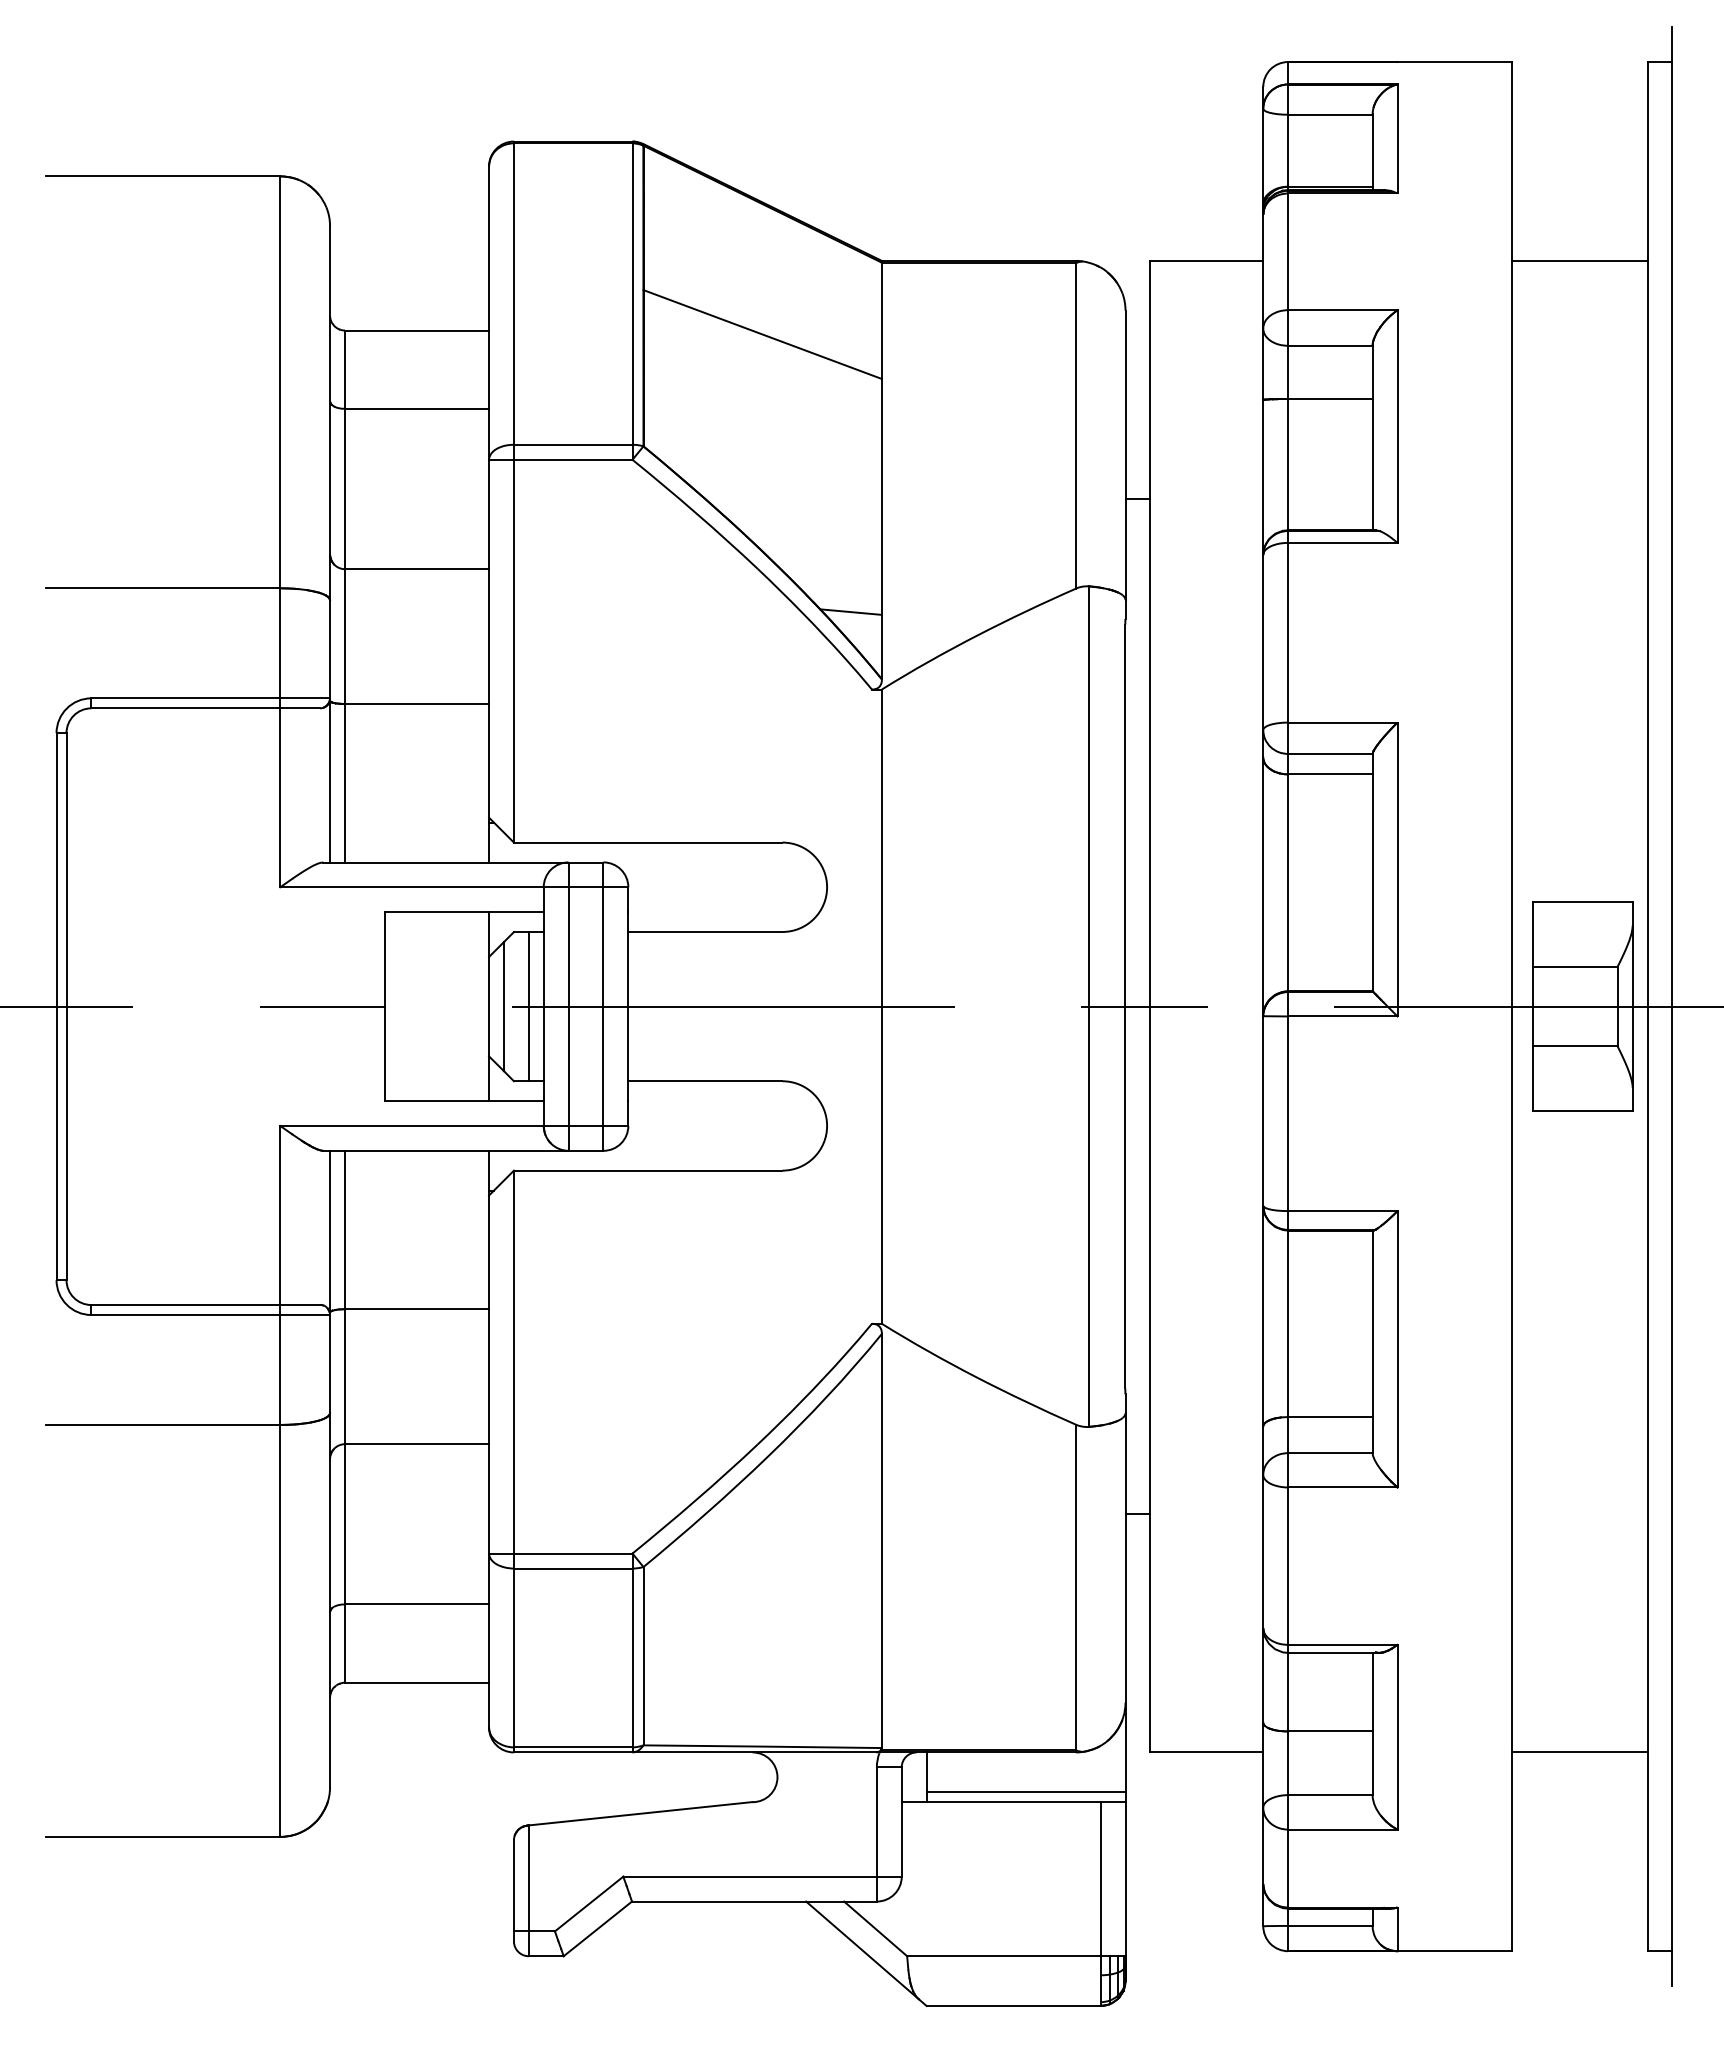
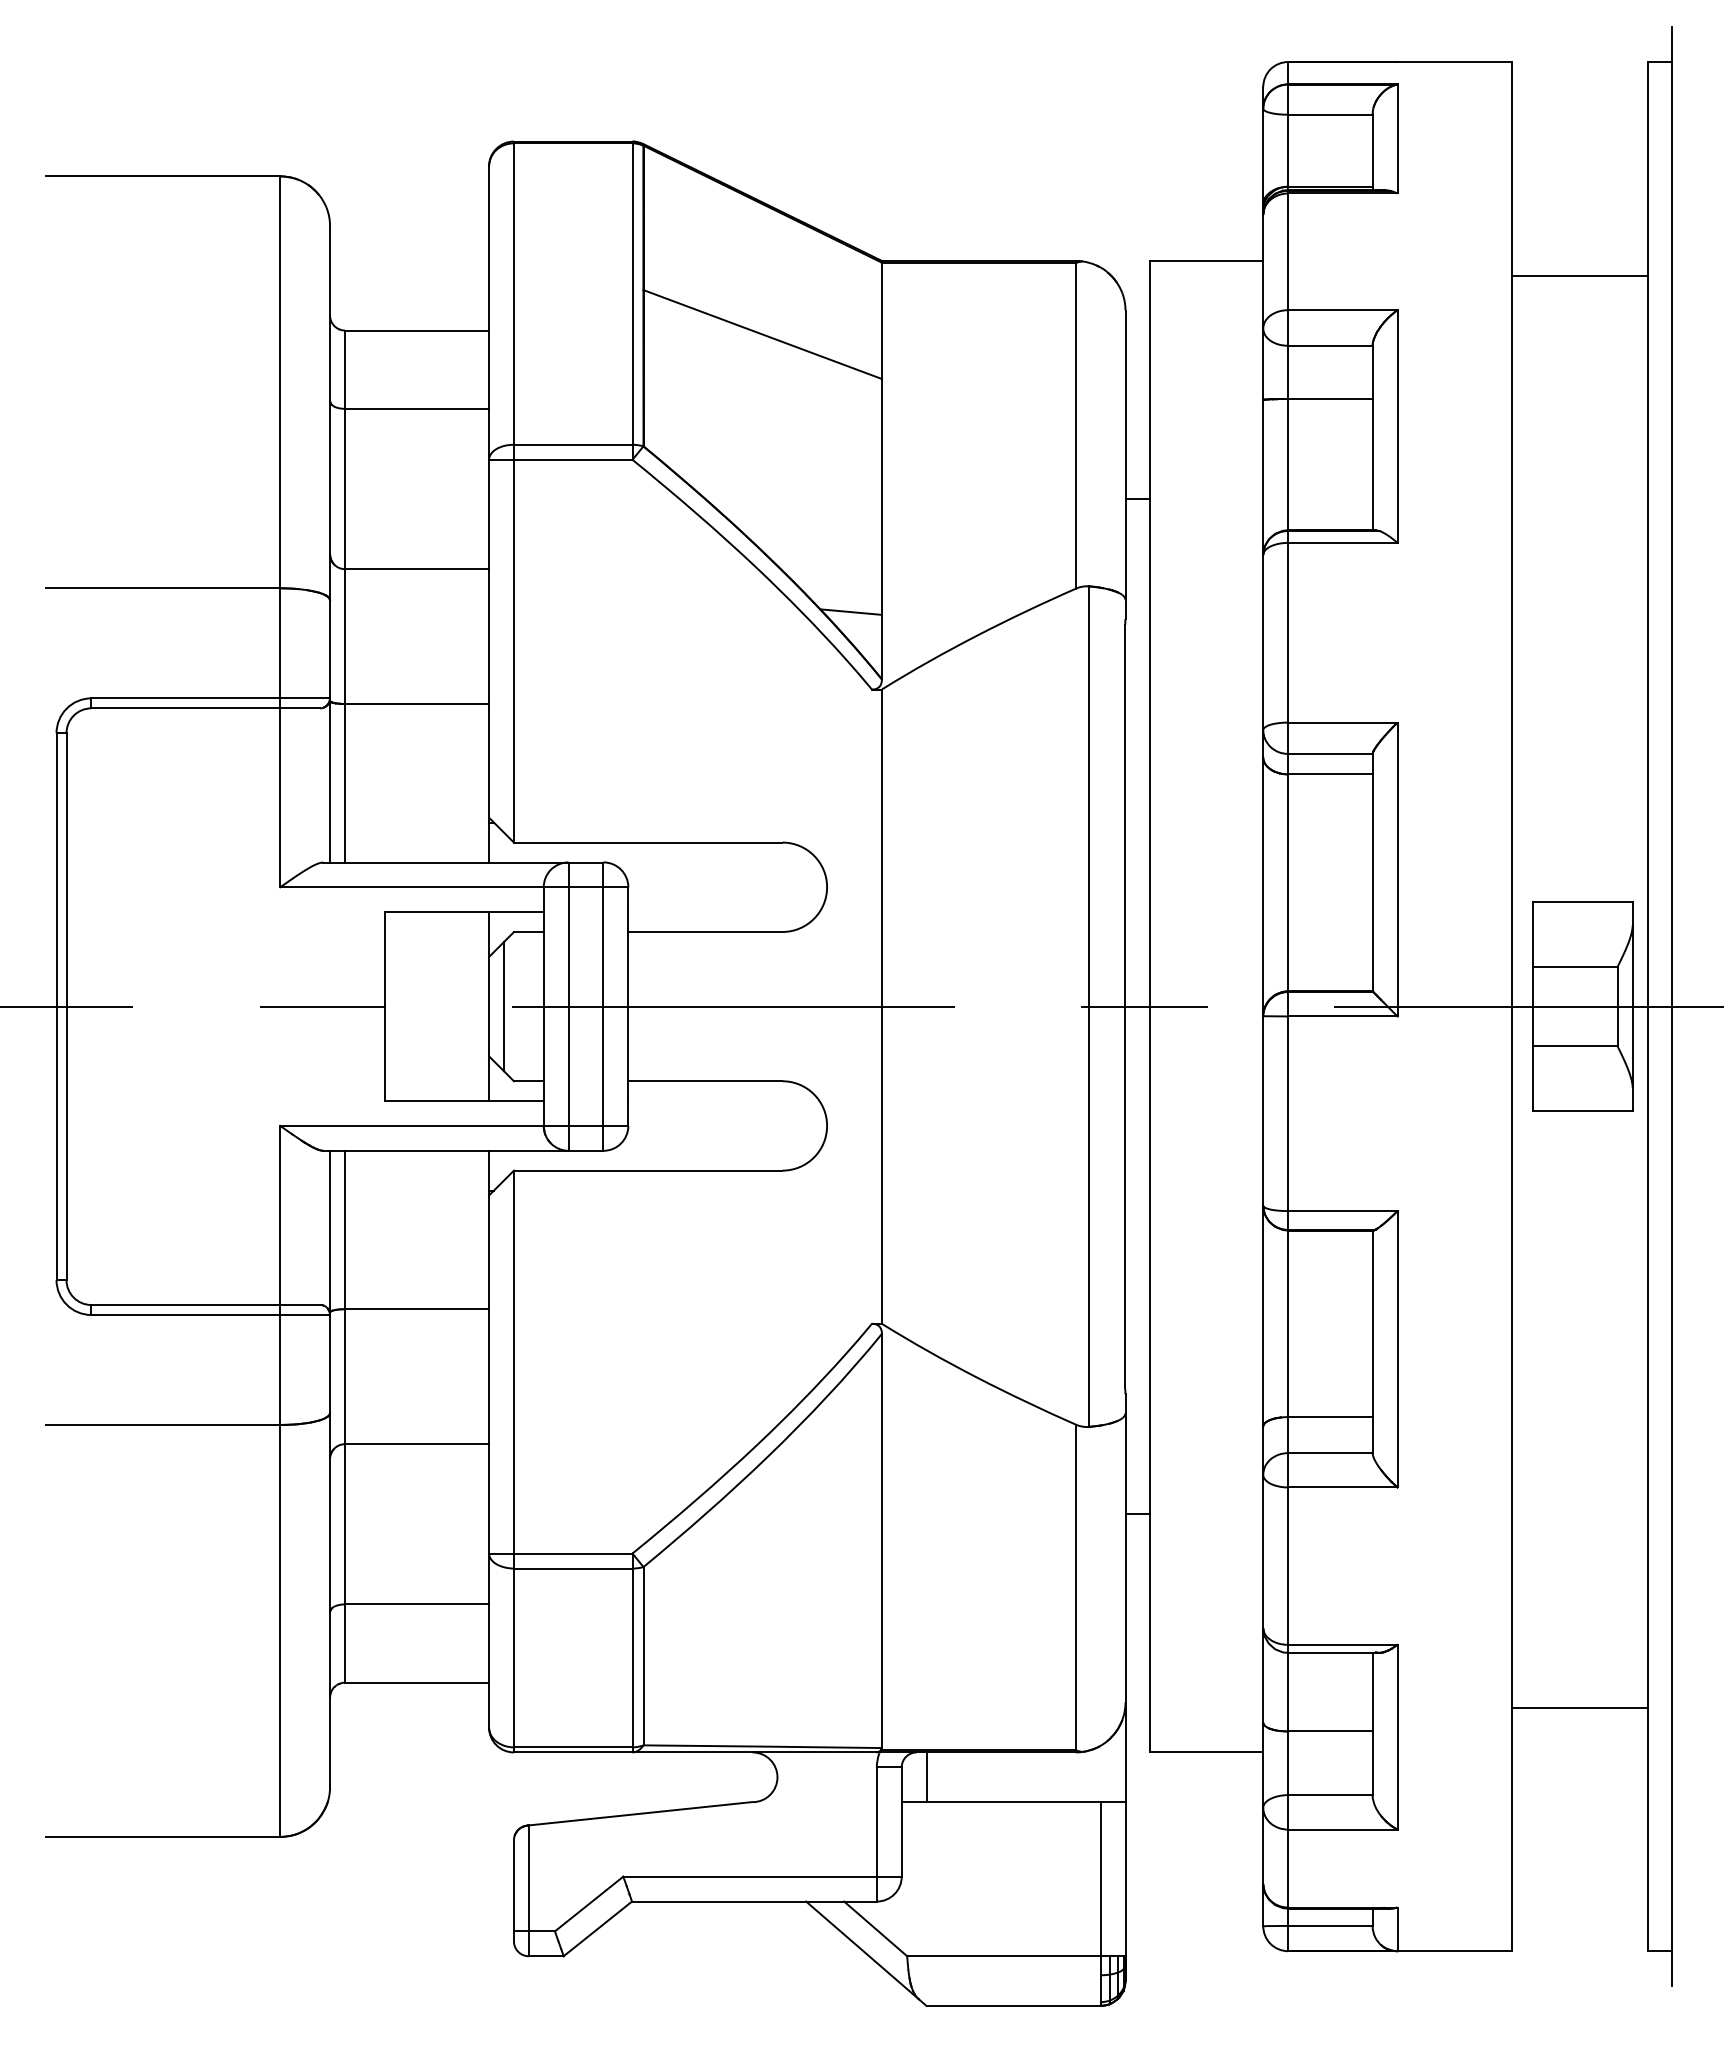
line position: (1579, 260) -> (1579, 275) (1579, 275)
line: present -> none (528, 1006)
line position: (1579, 1752) -> (1579, 1708) (1579, 1708)
line: present -> none (1025, 1792)
